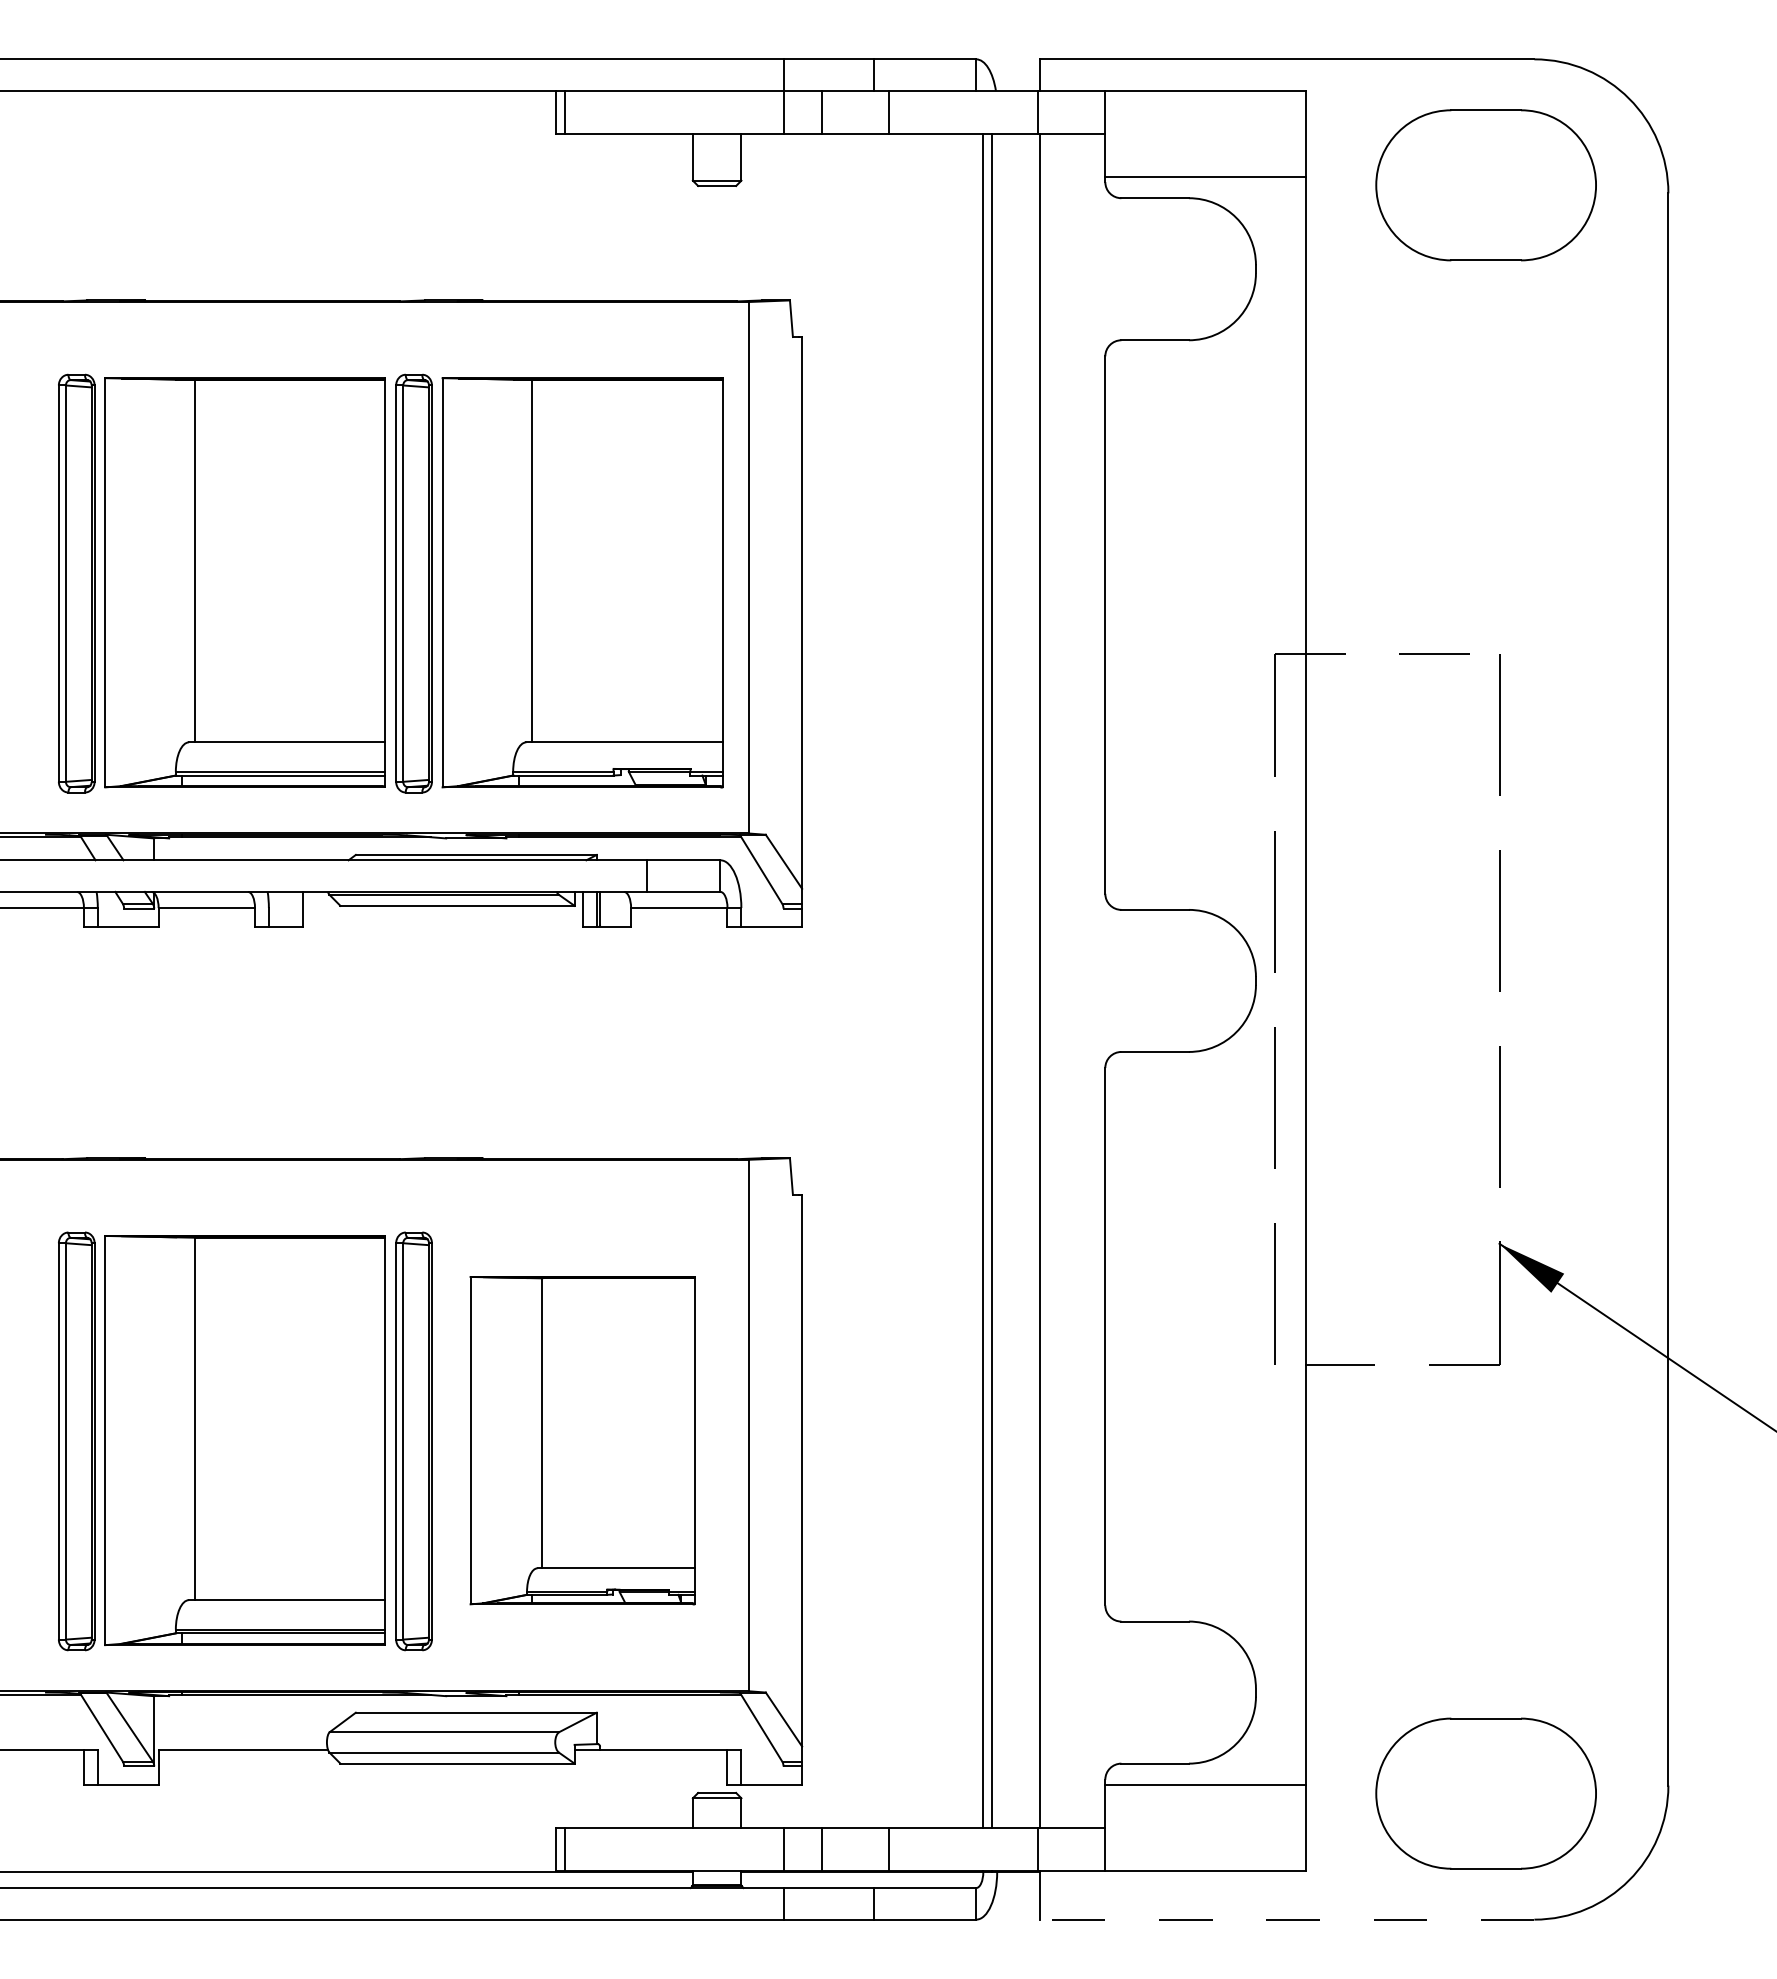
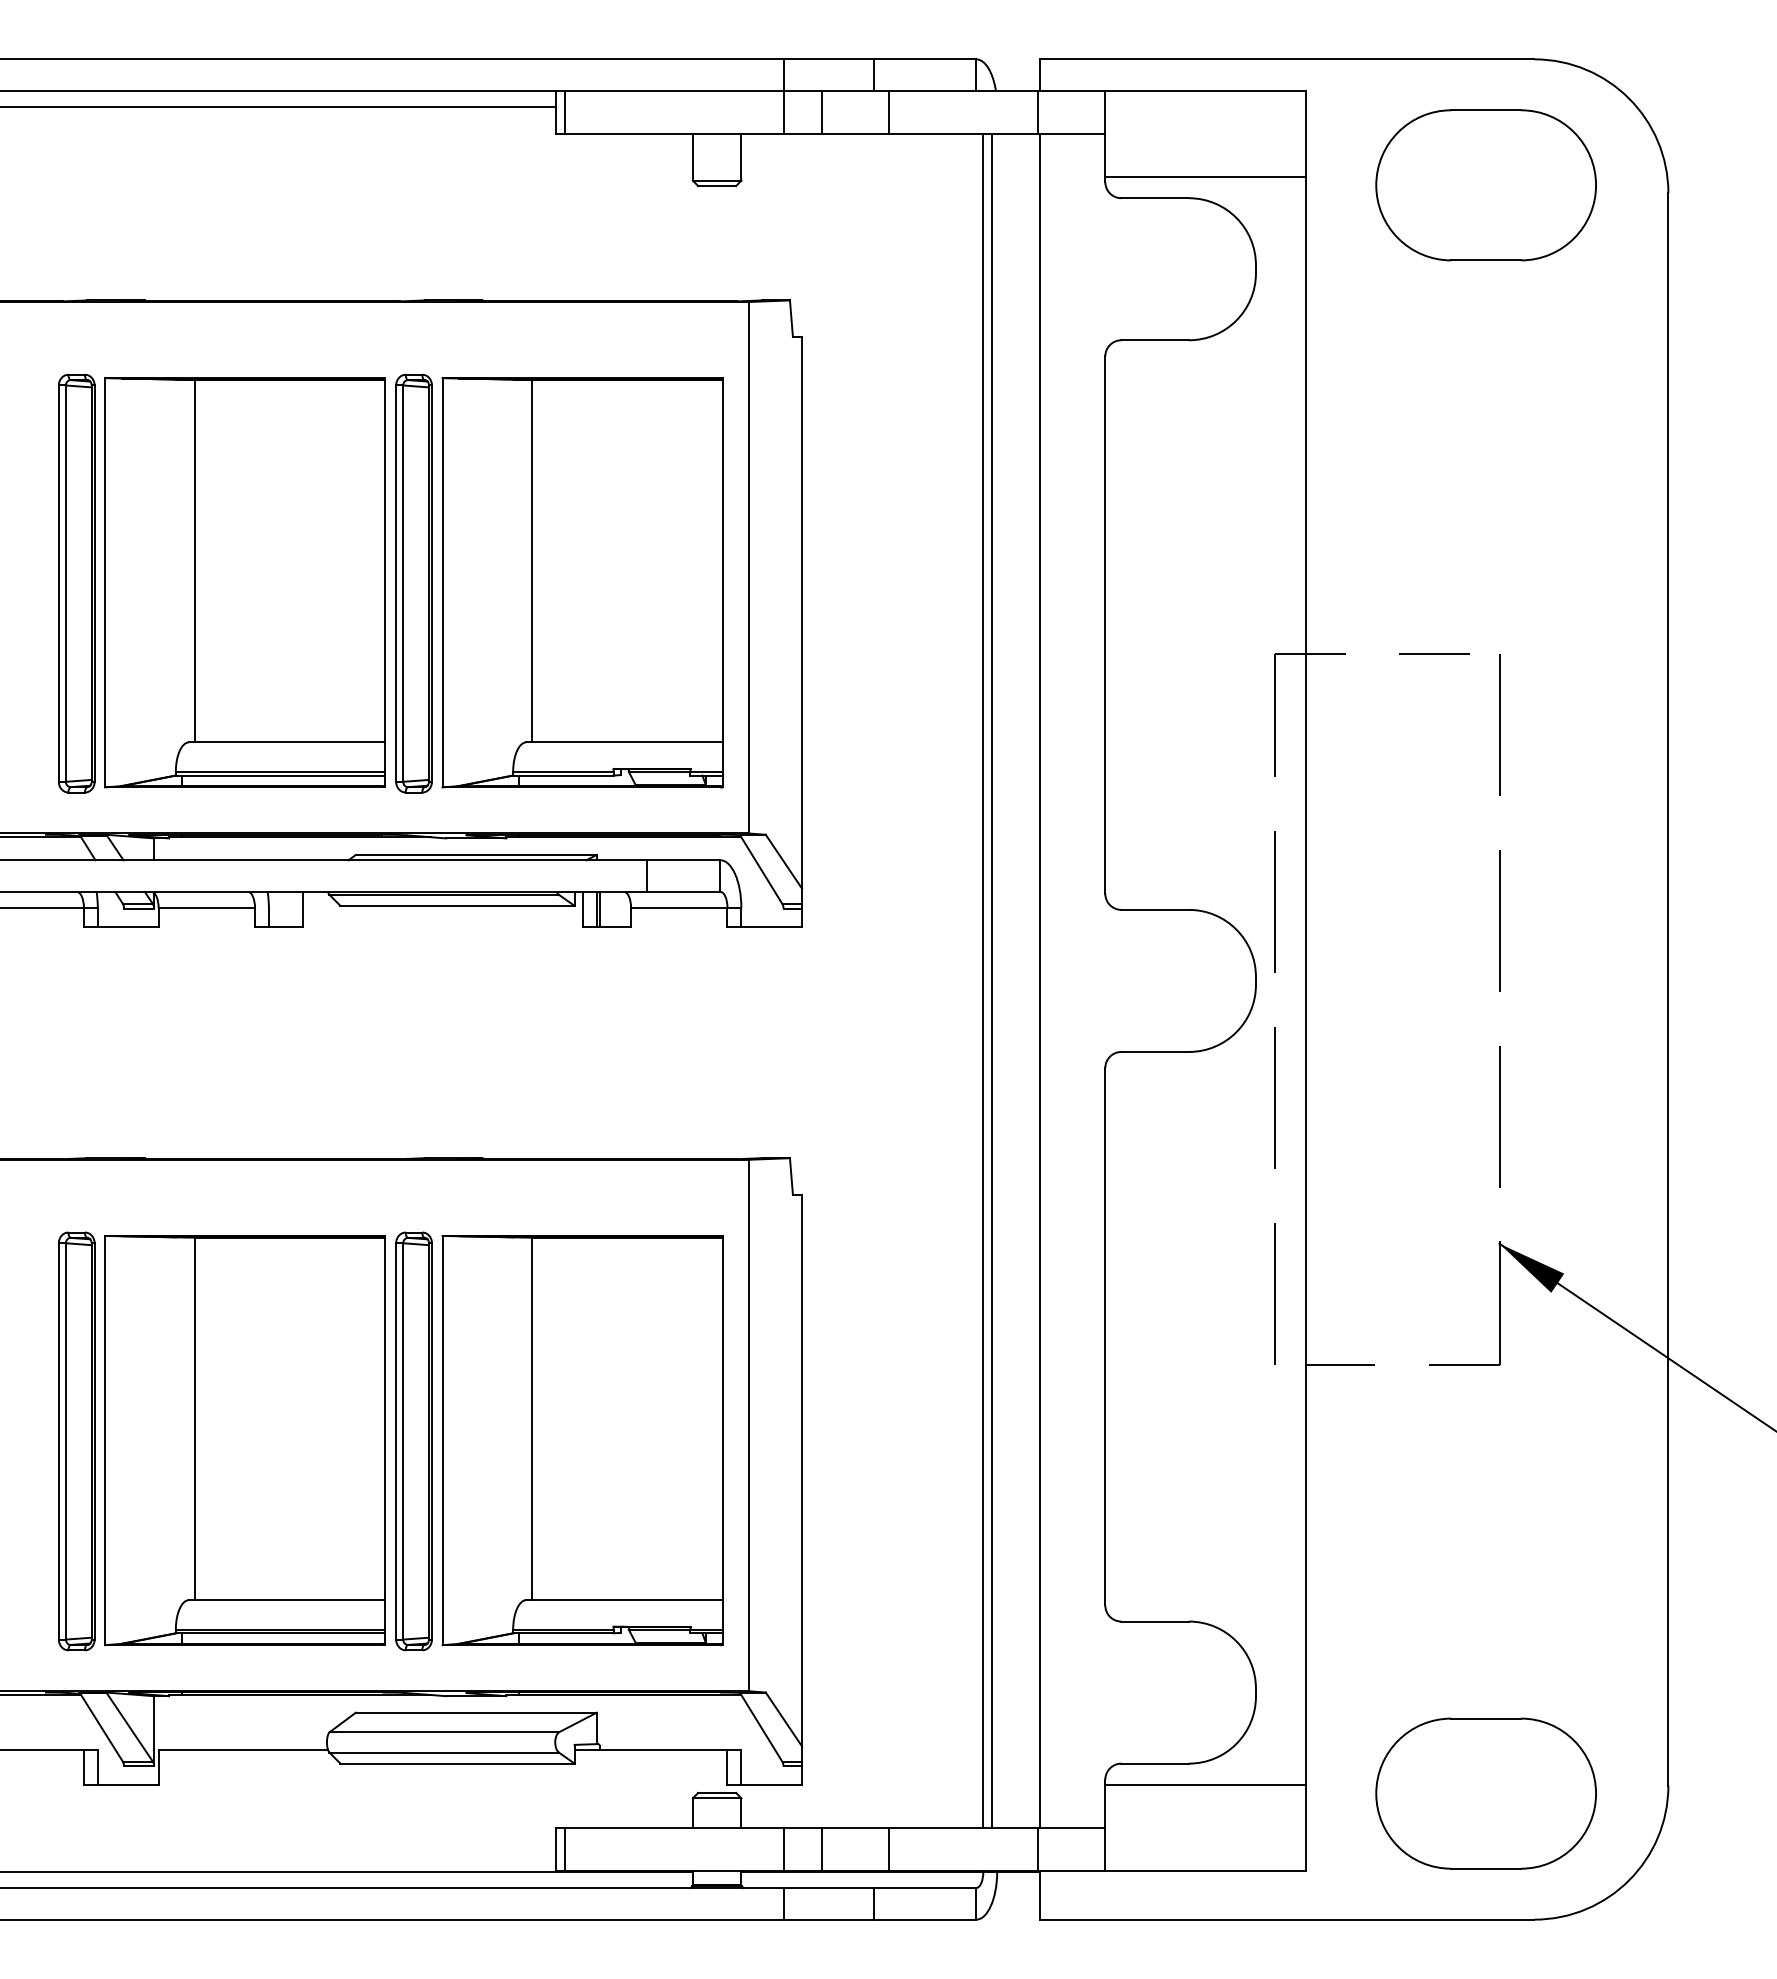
line: none -> present (279, 107)
part size: 227x330 px -> 283x412 px (582, 1440)
line: dashed -> solid (1286, 1919)
